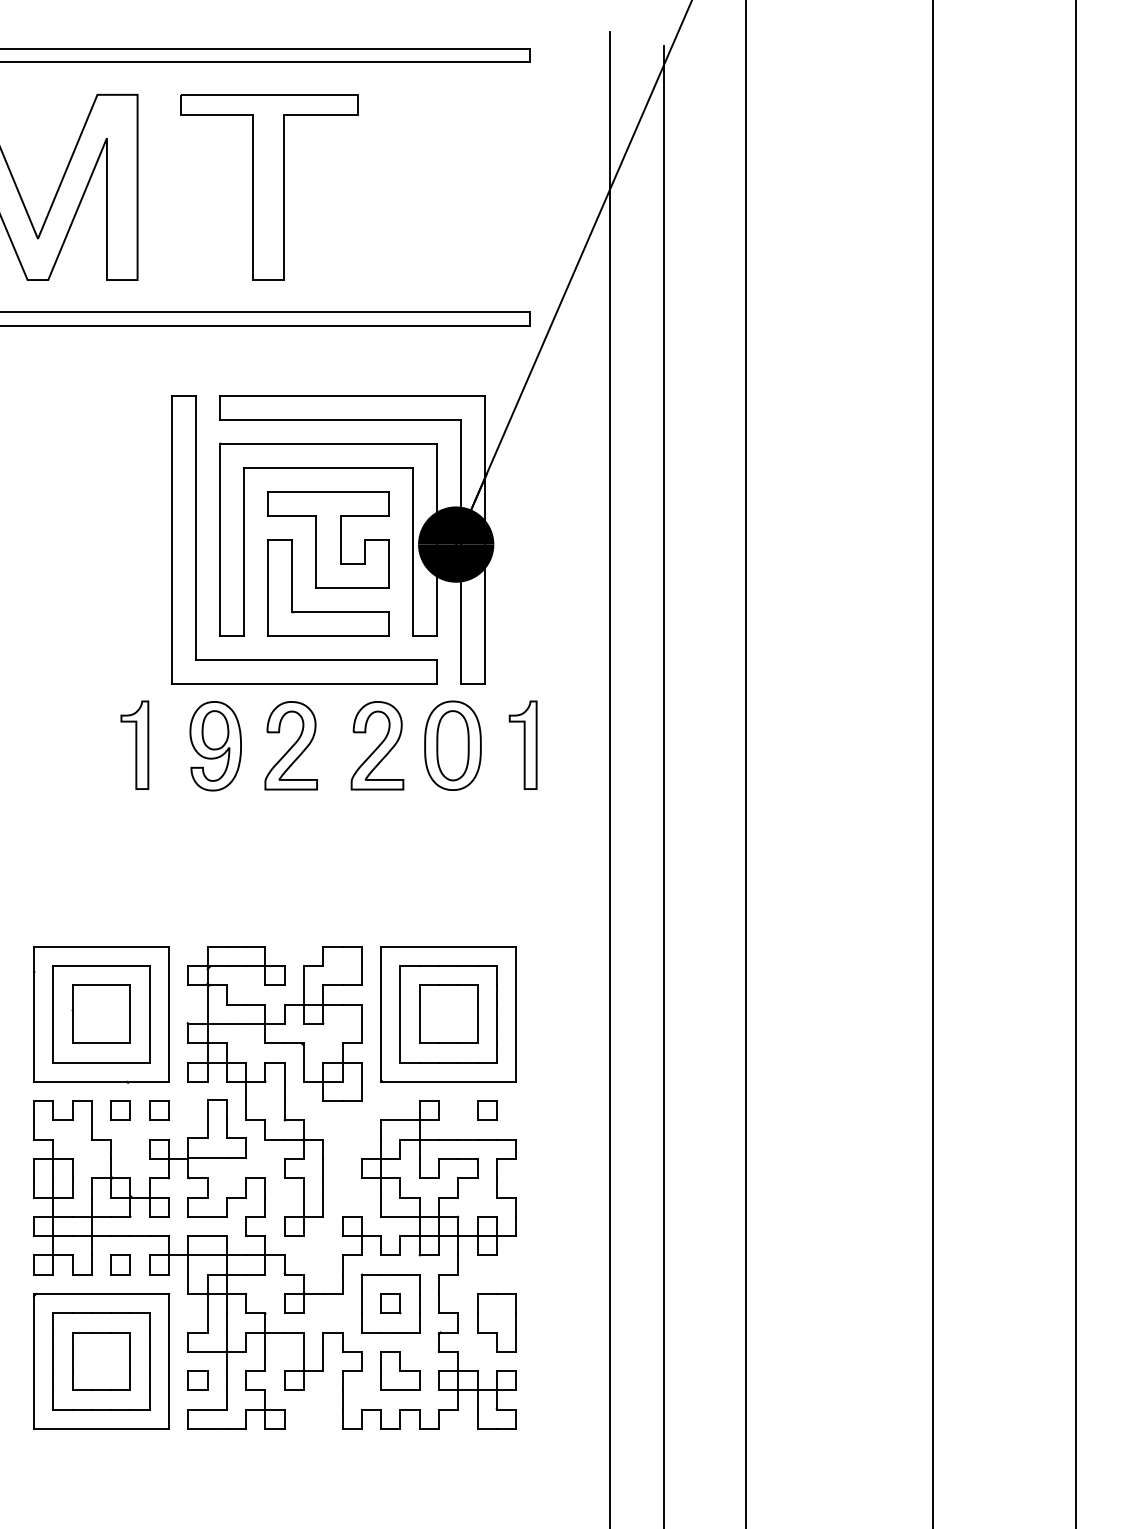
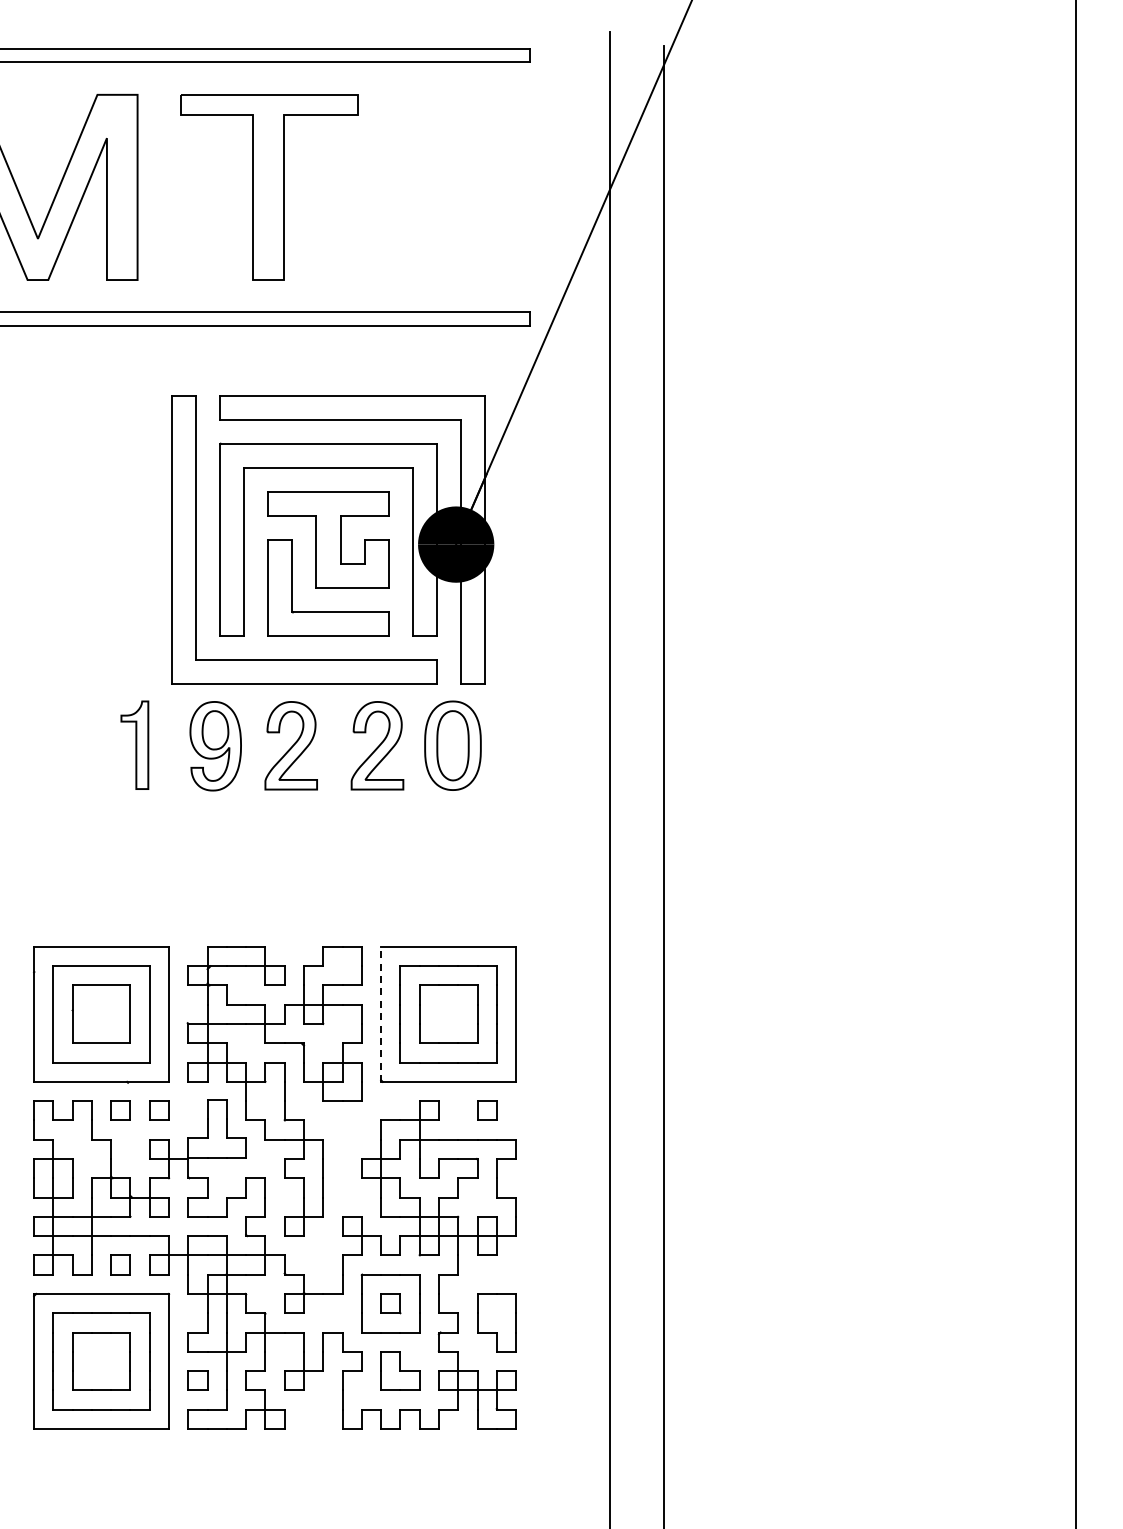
part: present -> none (522, 744)
line: present -> none (745, 763)
line: present -> none (932, 763)
line: solid -> dashed (381, 1013)
